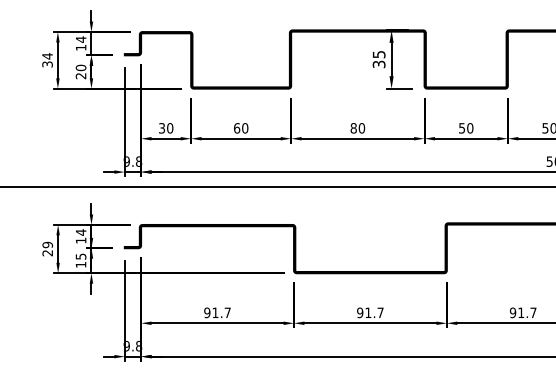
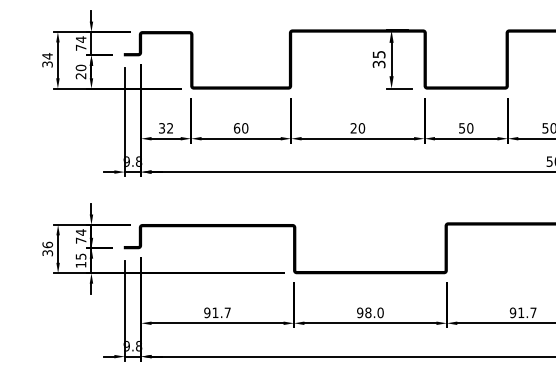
text: 14 -> 74 (81, 47)
text: 30 -> 32 (170, 128)
text: 80 -> 20 (353, 128)
line: present -> none (277, 186)
text: 14 -> 74 (81, 240)
text: 29 -> 36 (47, 248)
text: 91.7 -> 98.0 (374, 312)
